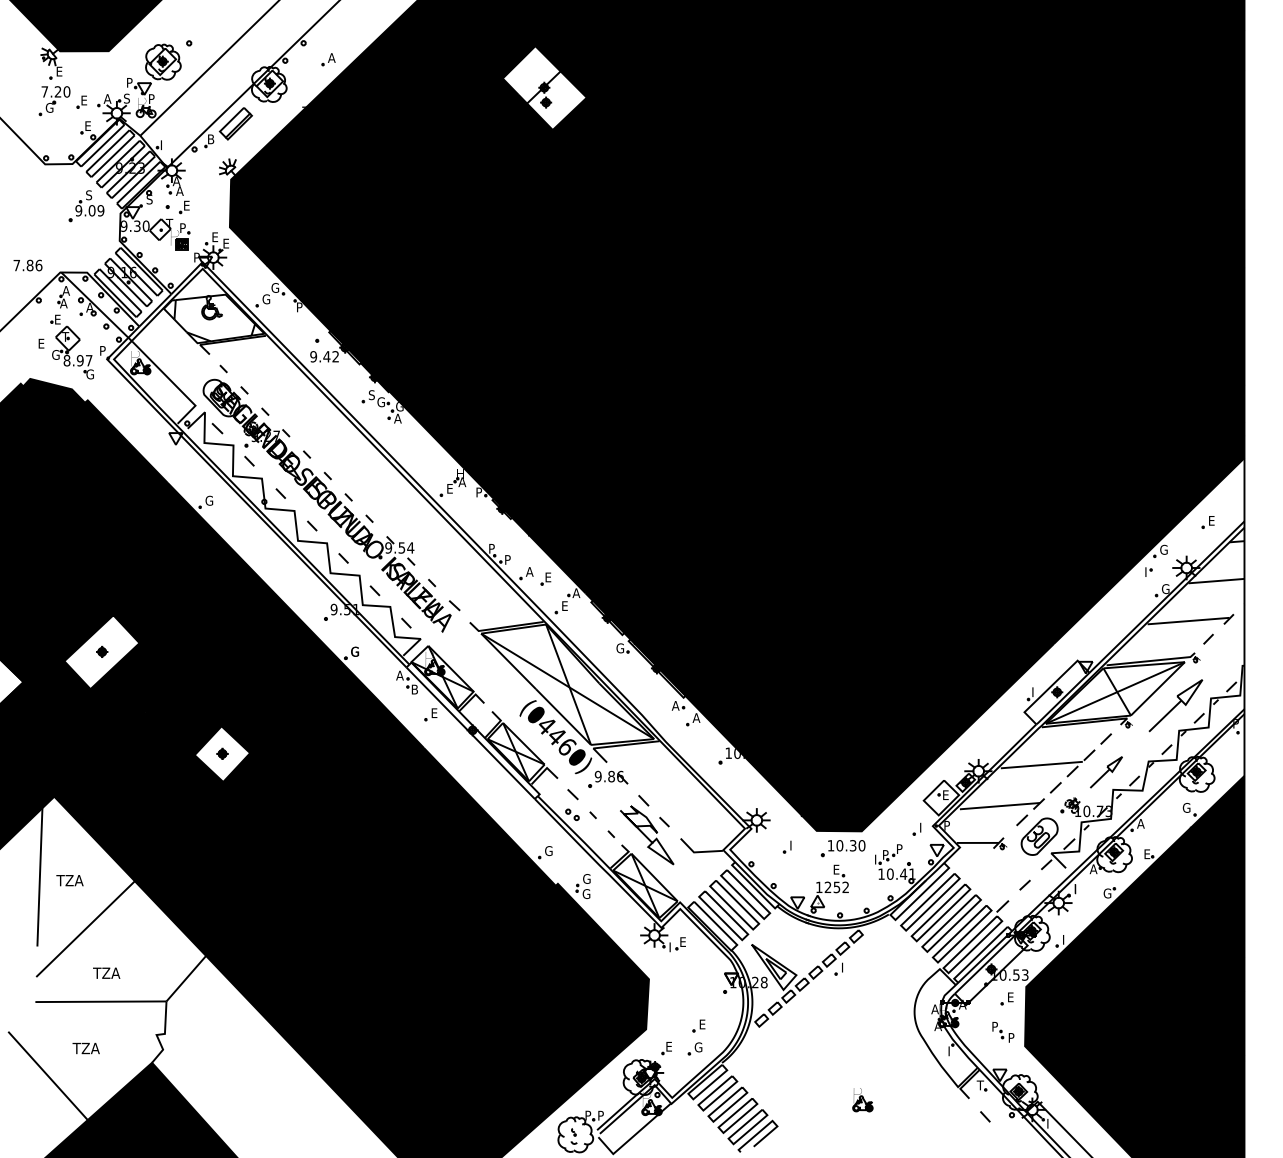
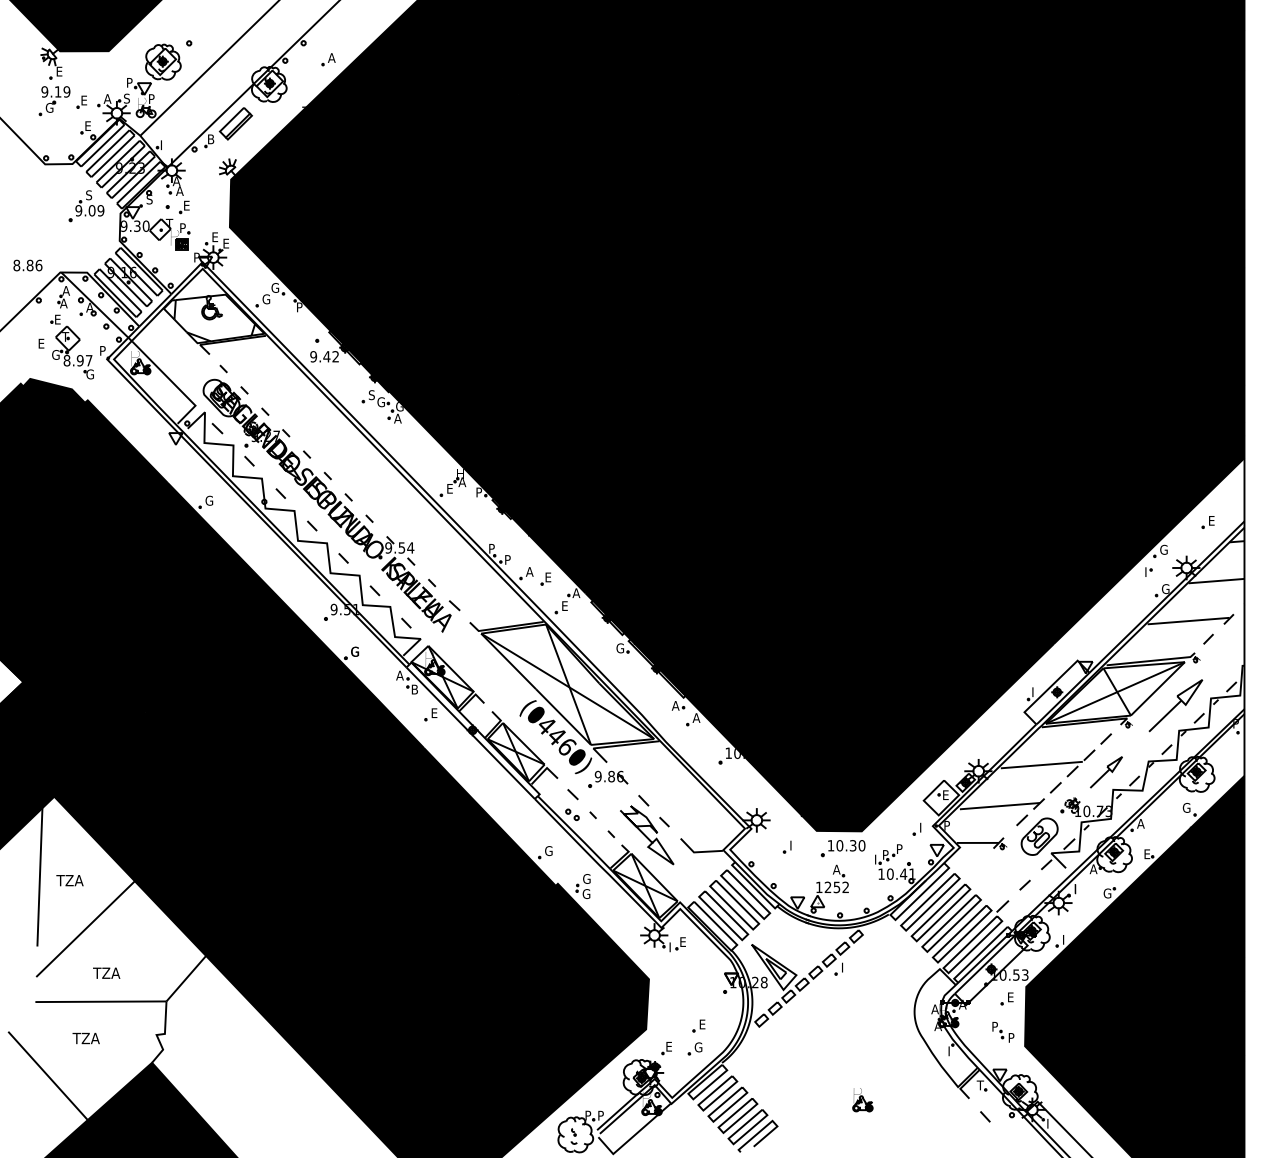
fill: none -> present (544, 88)
text: 7.20 -> 9.19 (55, 91)
text: 7.86 -> 8.86 (16, 265)
fill: none -> present (101, 652)
fill: none -> present (222, 754)
text: E -> A (836, 869)
text position: (85, 1048) -> (85, 1038) (85, 1038)
